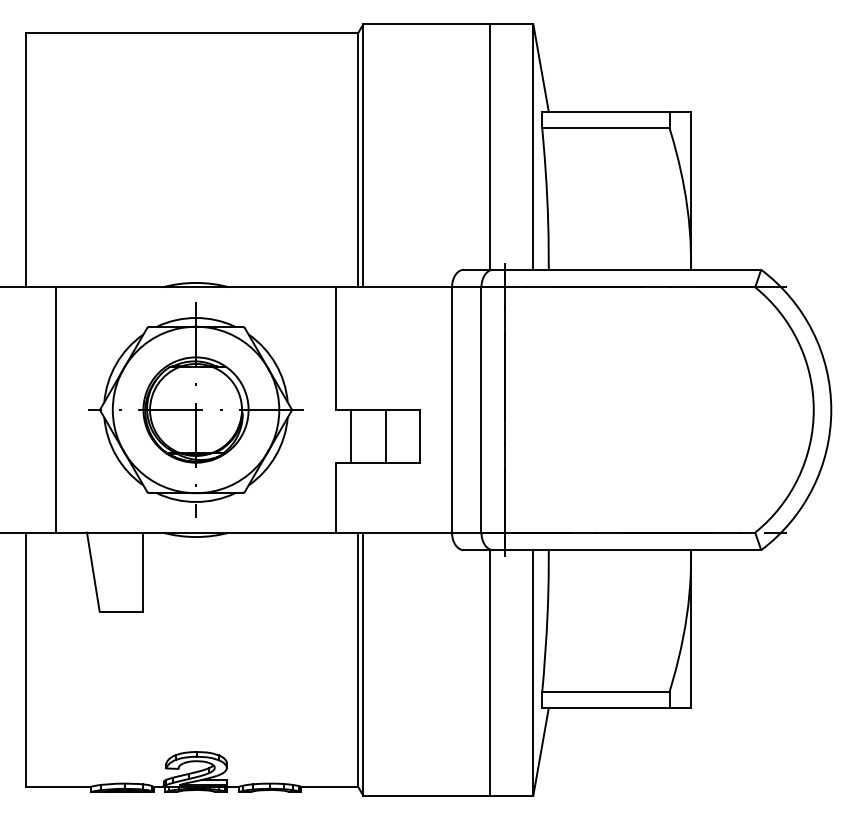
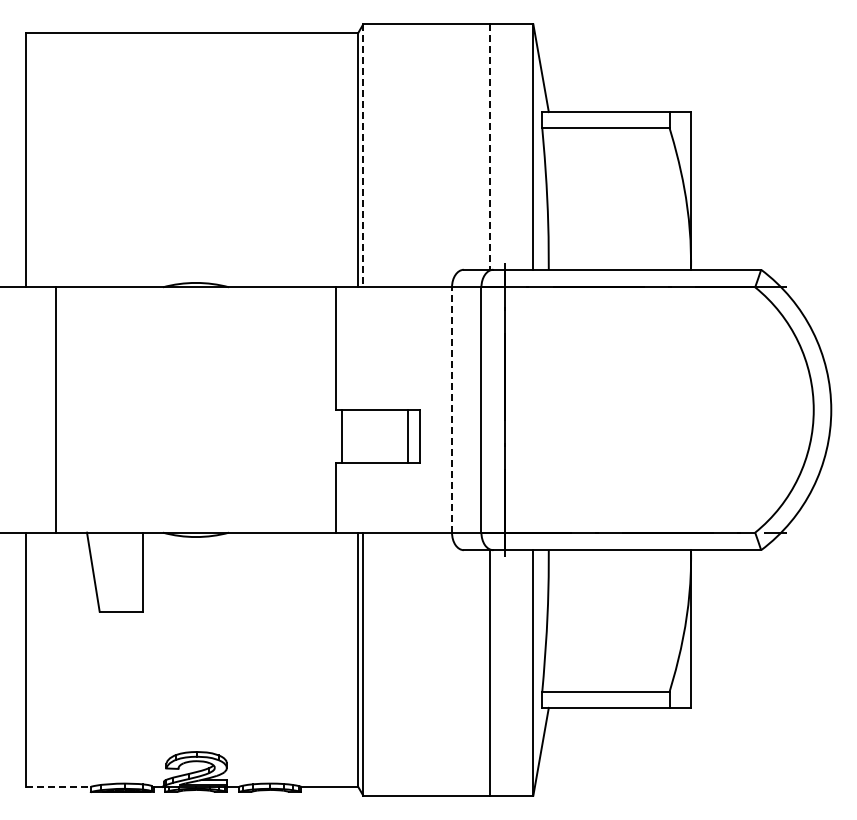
line: solid -> dashed (489, 147)
line: solid -> dashed (363, 156)
part: present -> none (195, 409)
line: solid -> dashed (452, 410)
line position: (351, 436) -> (342, 436) (342, 436)
line position: (386, 436) -> (408, 436) (408, 436)
line: solid -> dashed (58, 786)
